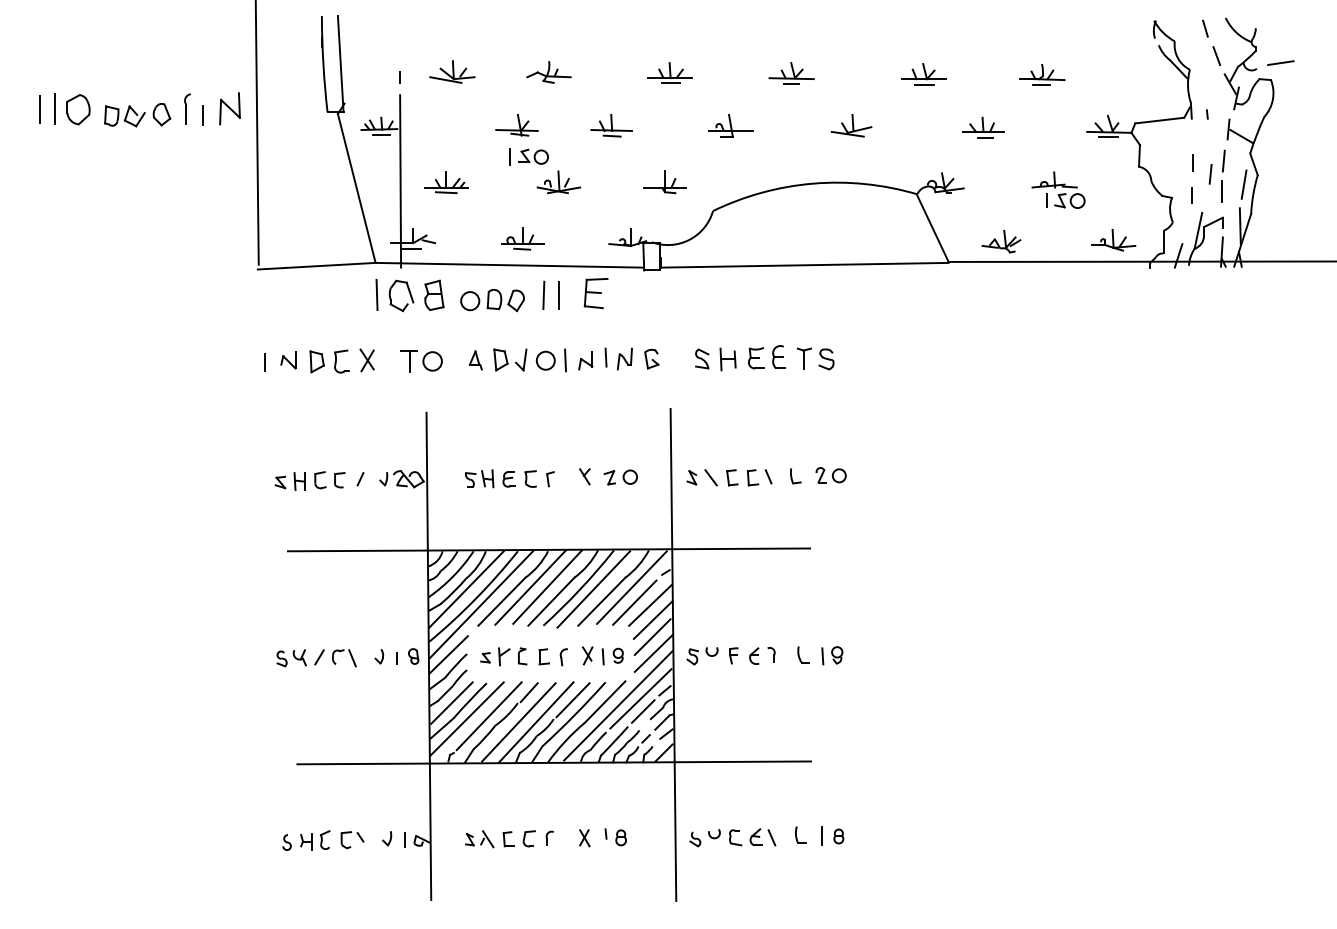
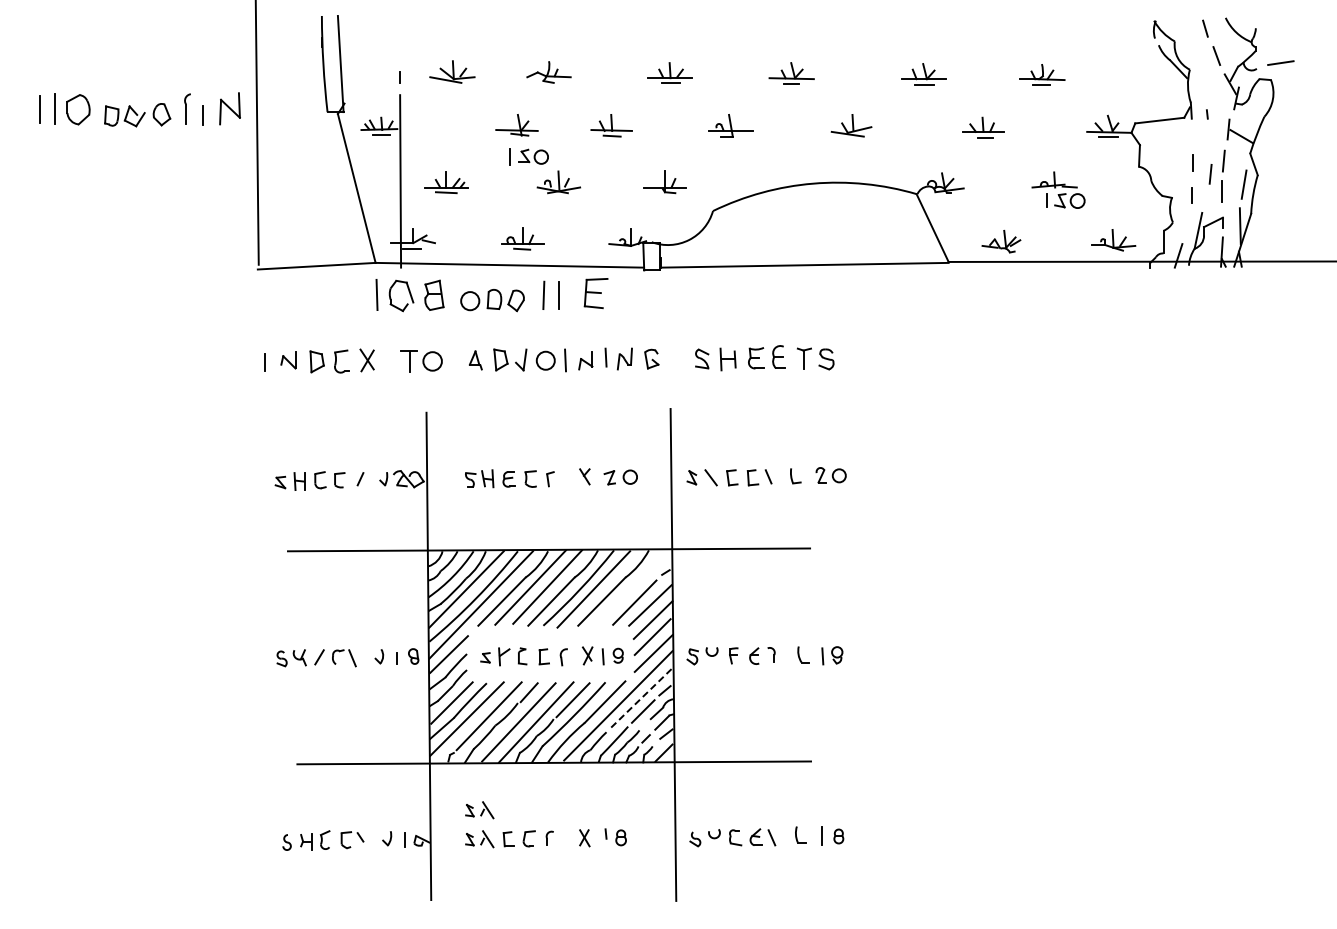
line: present -> none (631, 587)
line: solid -> dashed (640, 698)
part: none -> present (479, 810)
